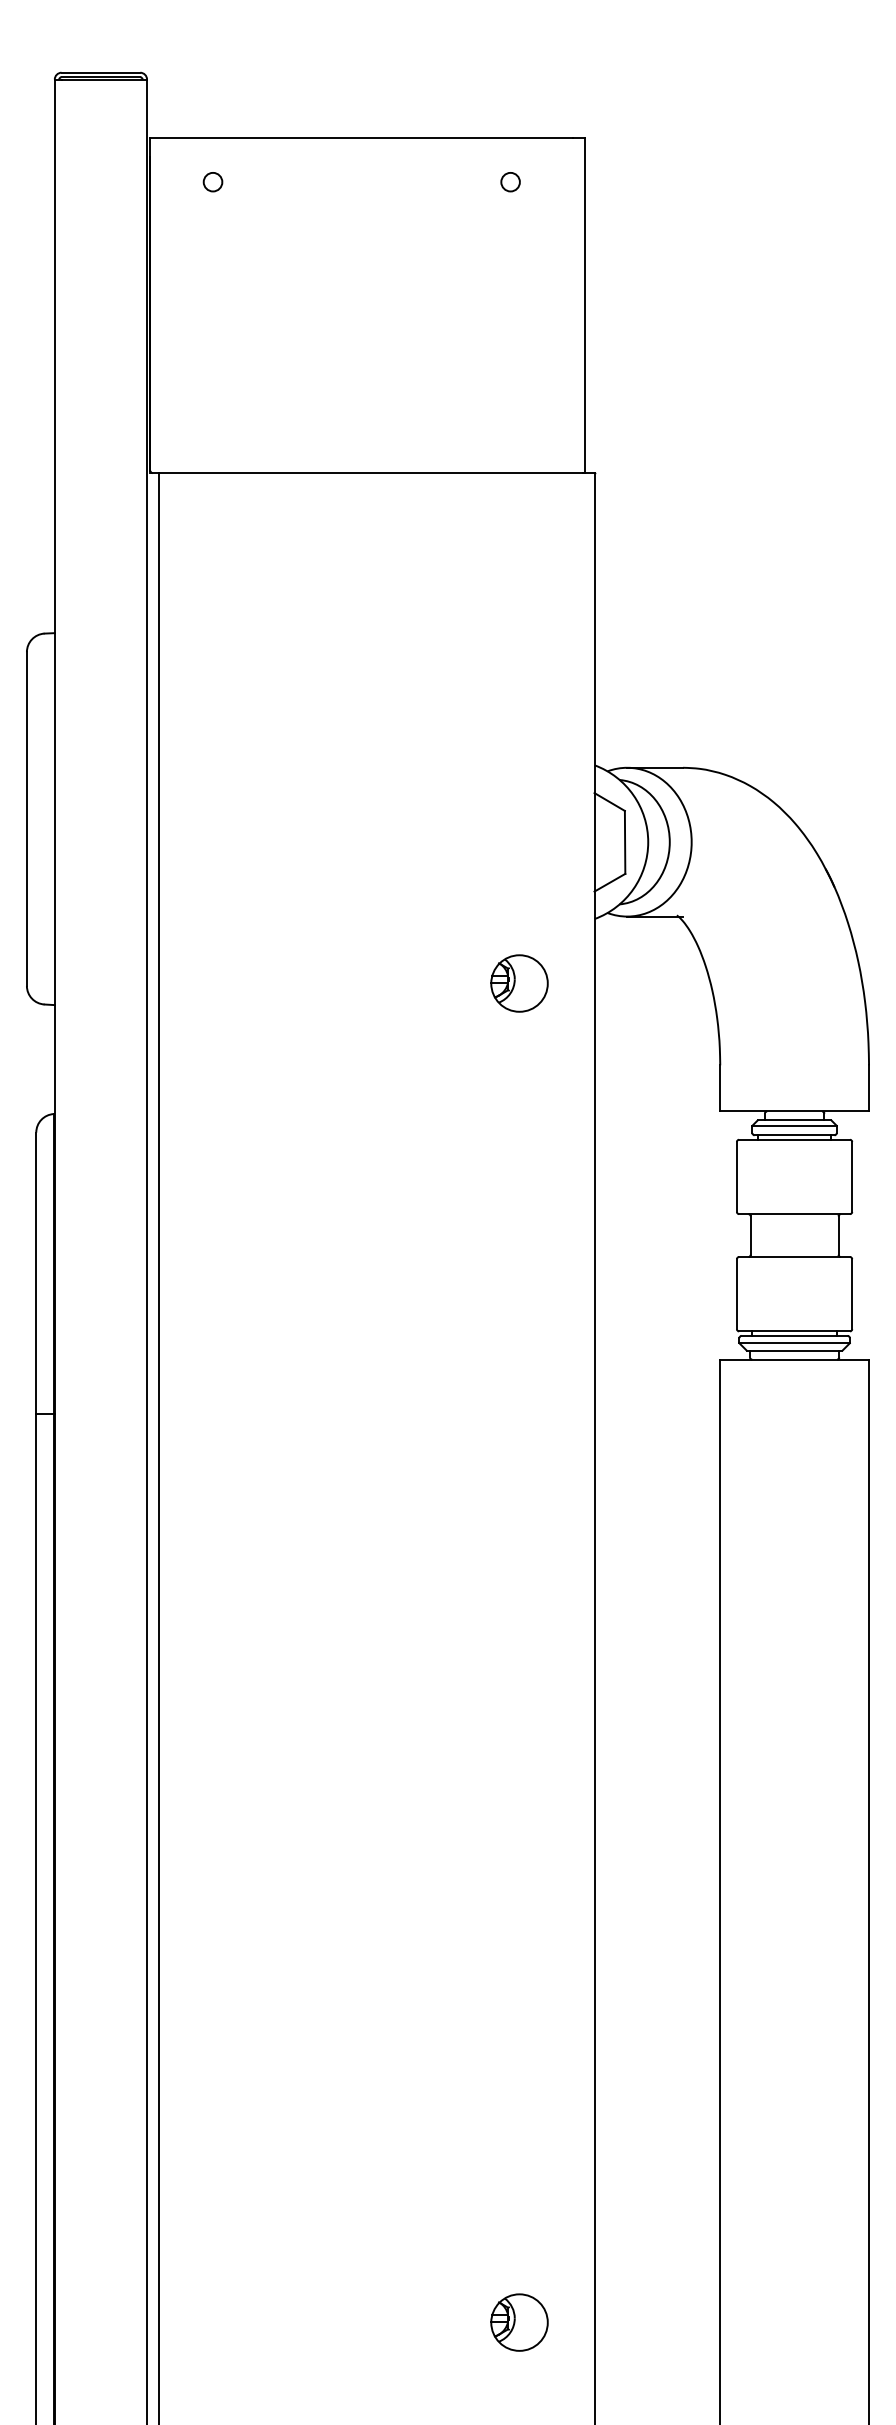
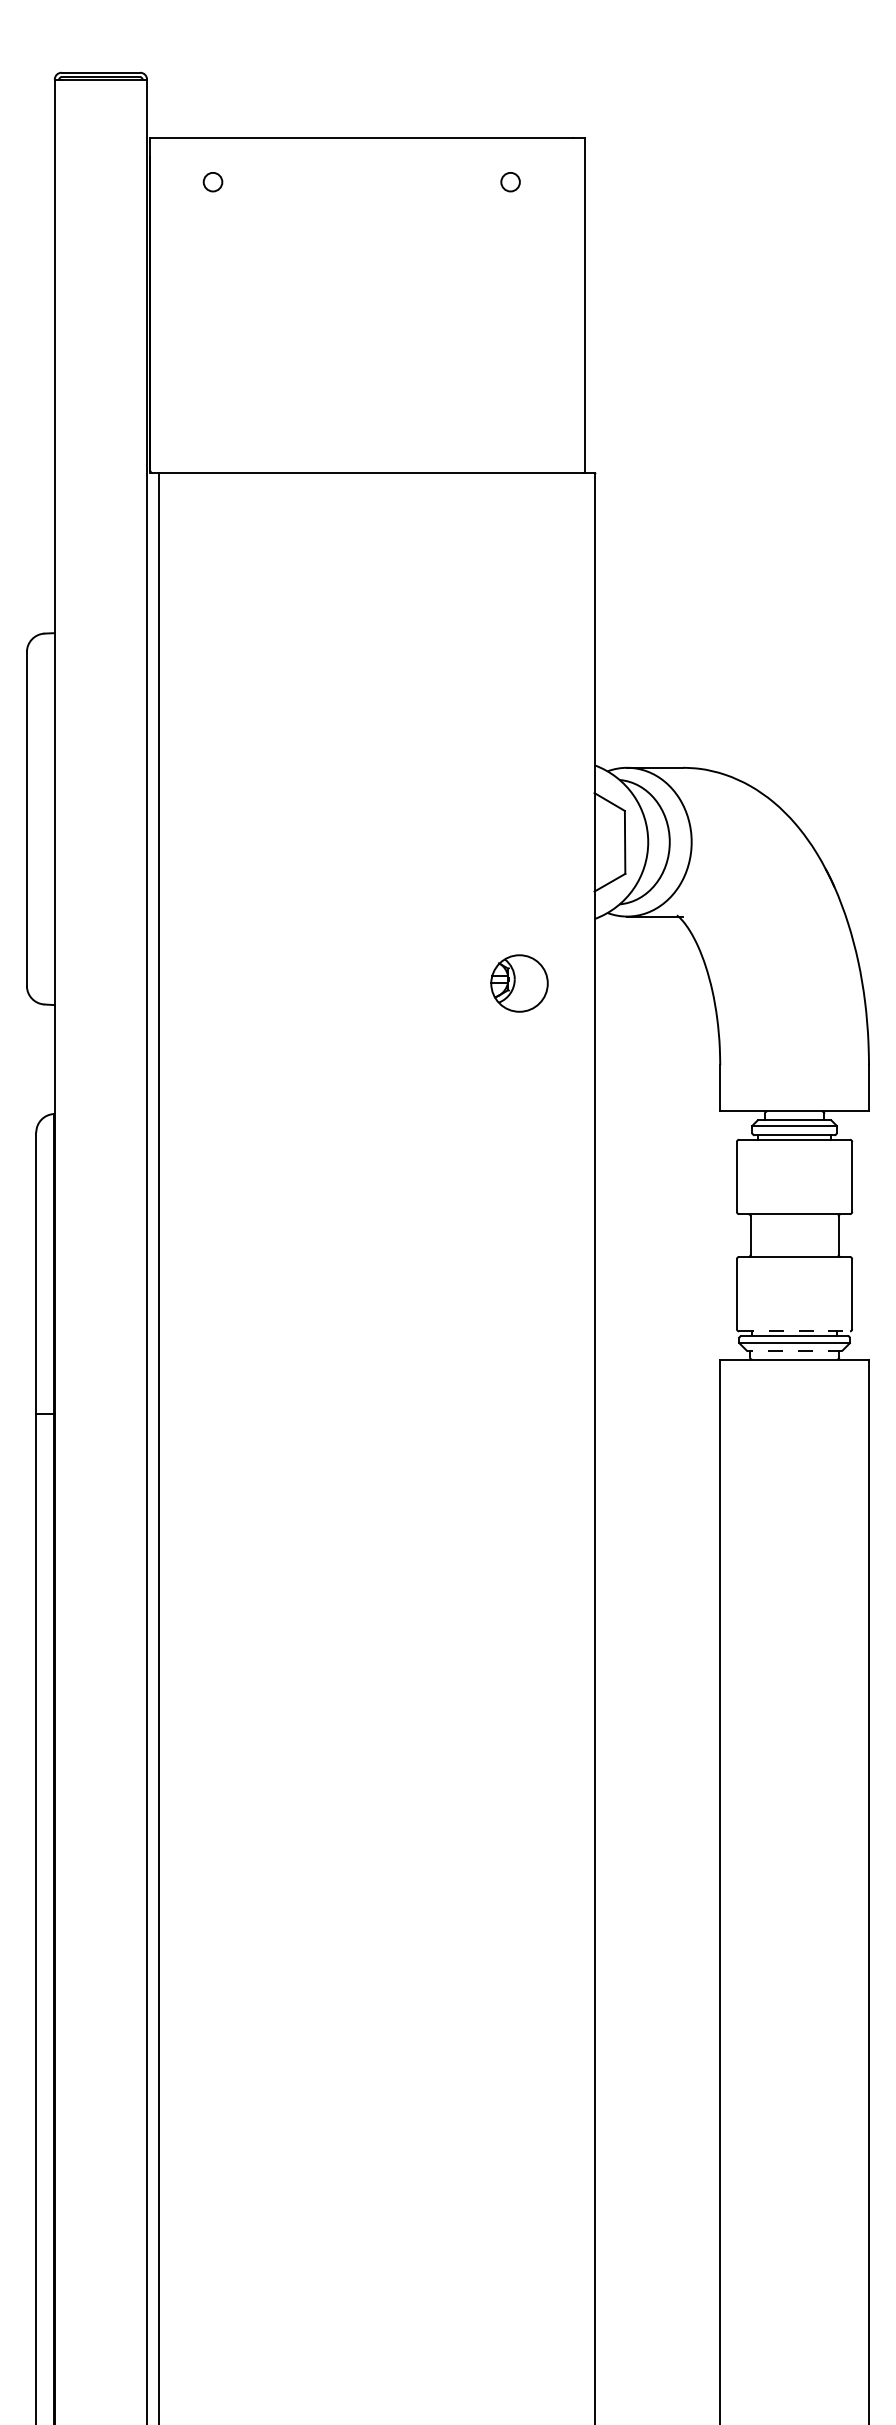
line: solid -> dashed (795, 1331)
line: solid -> dashed (794, 1350)
part: present -> none (519, 2322)
